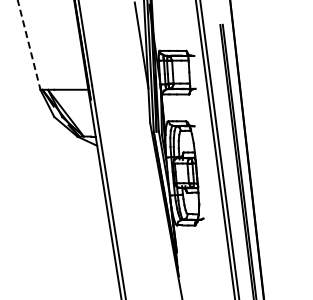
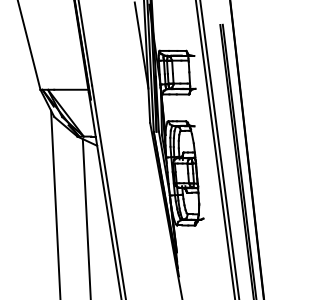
line: dashed -> solid (29, 45)
line: none -> present (55, 203)
line: none -> present (86, 217)
